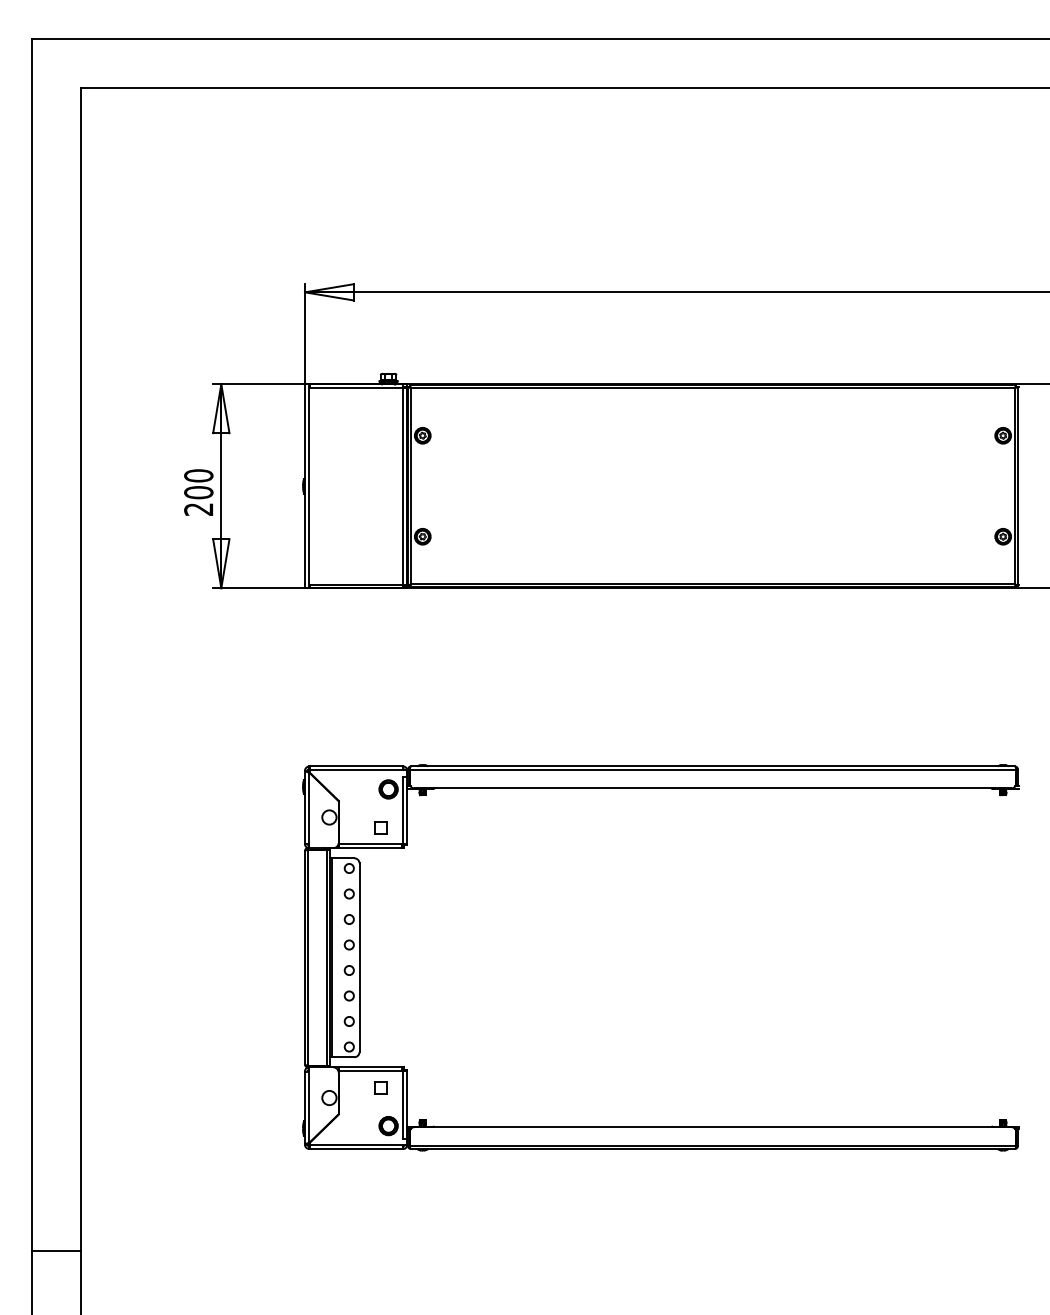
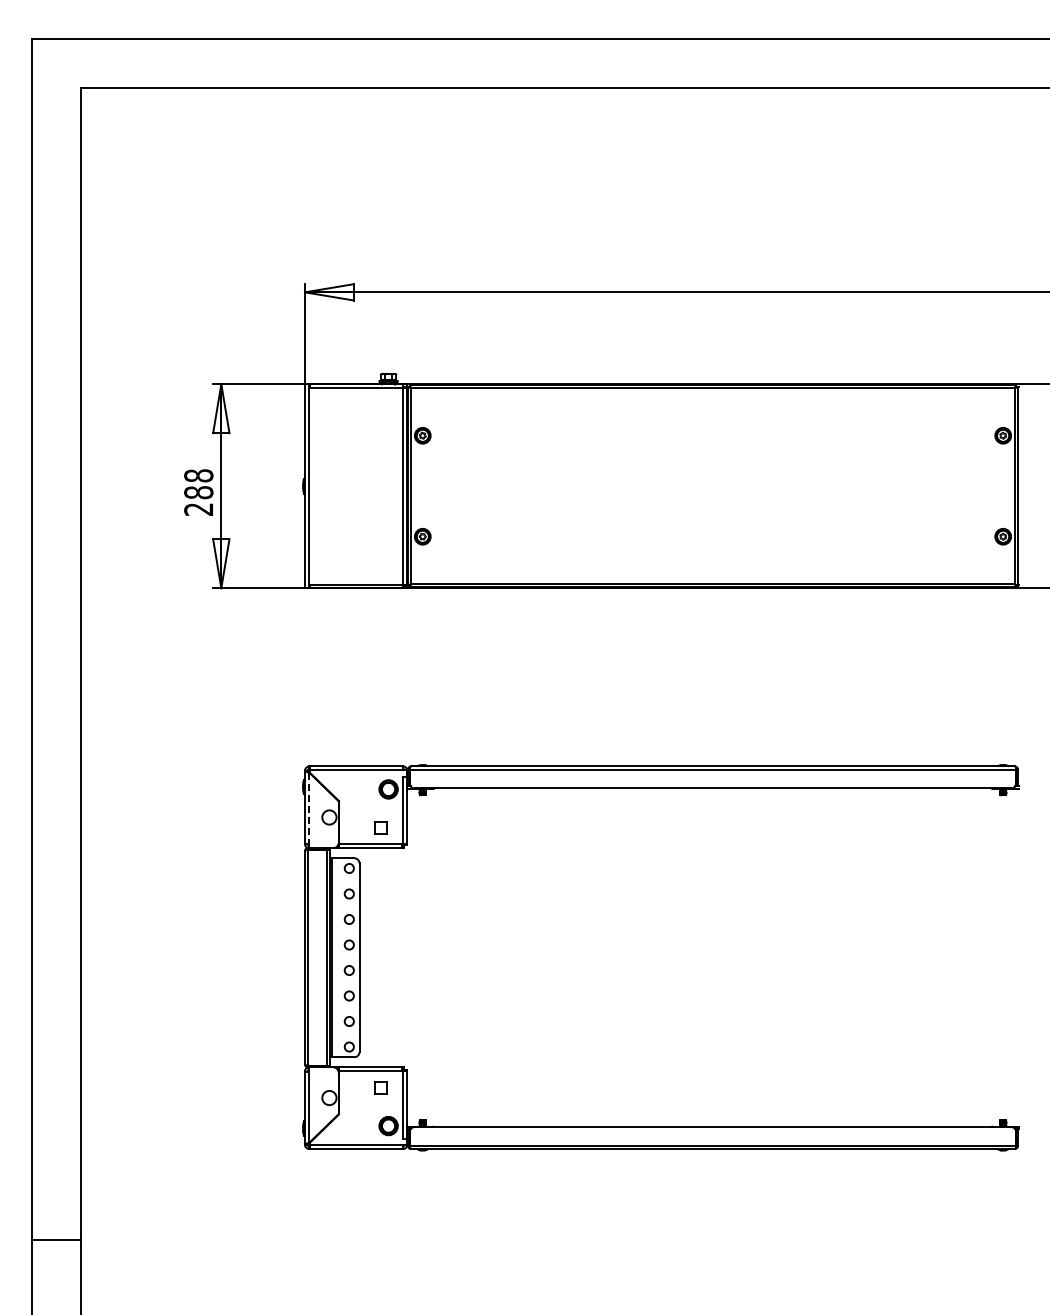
text: 200 -> 288 (198, 484)
line: solid -> dashed (309, 808)
line position: (55, 1251) -> (55, 1240) (55, 1240)
